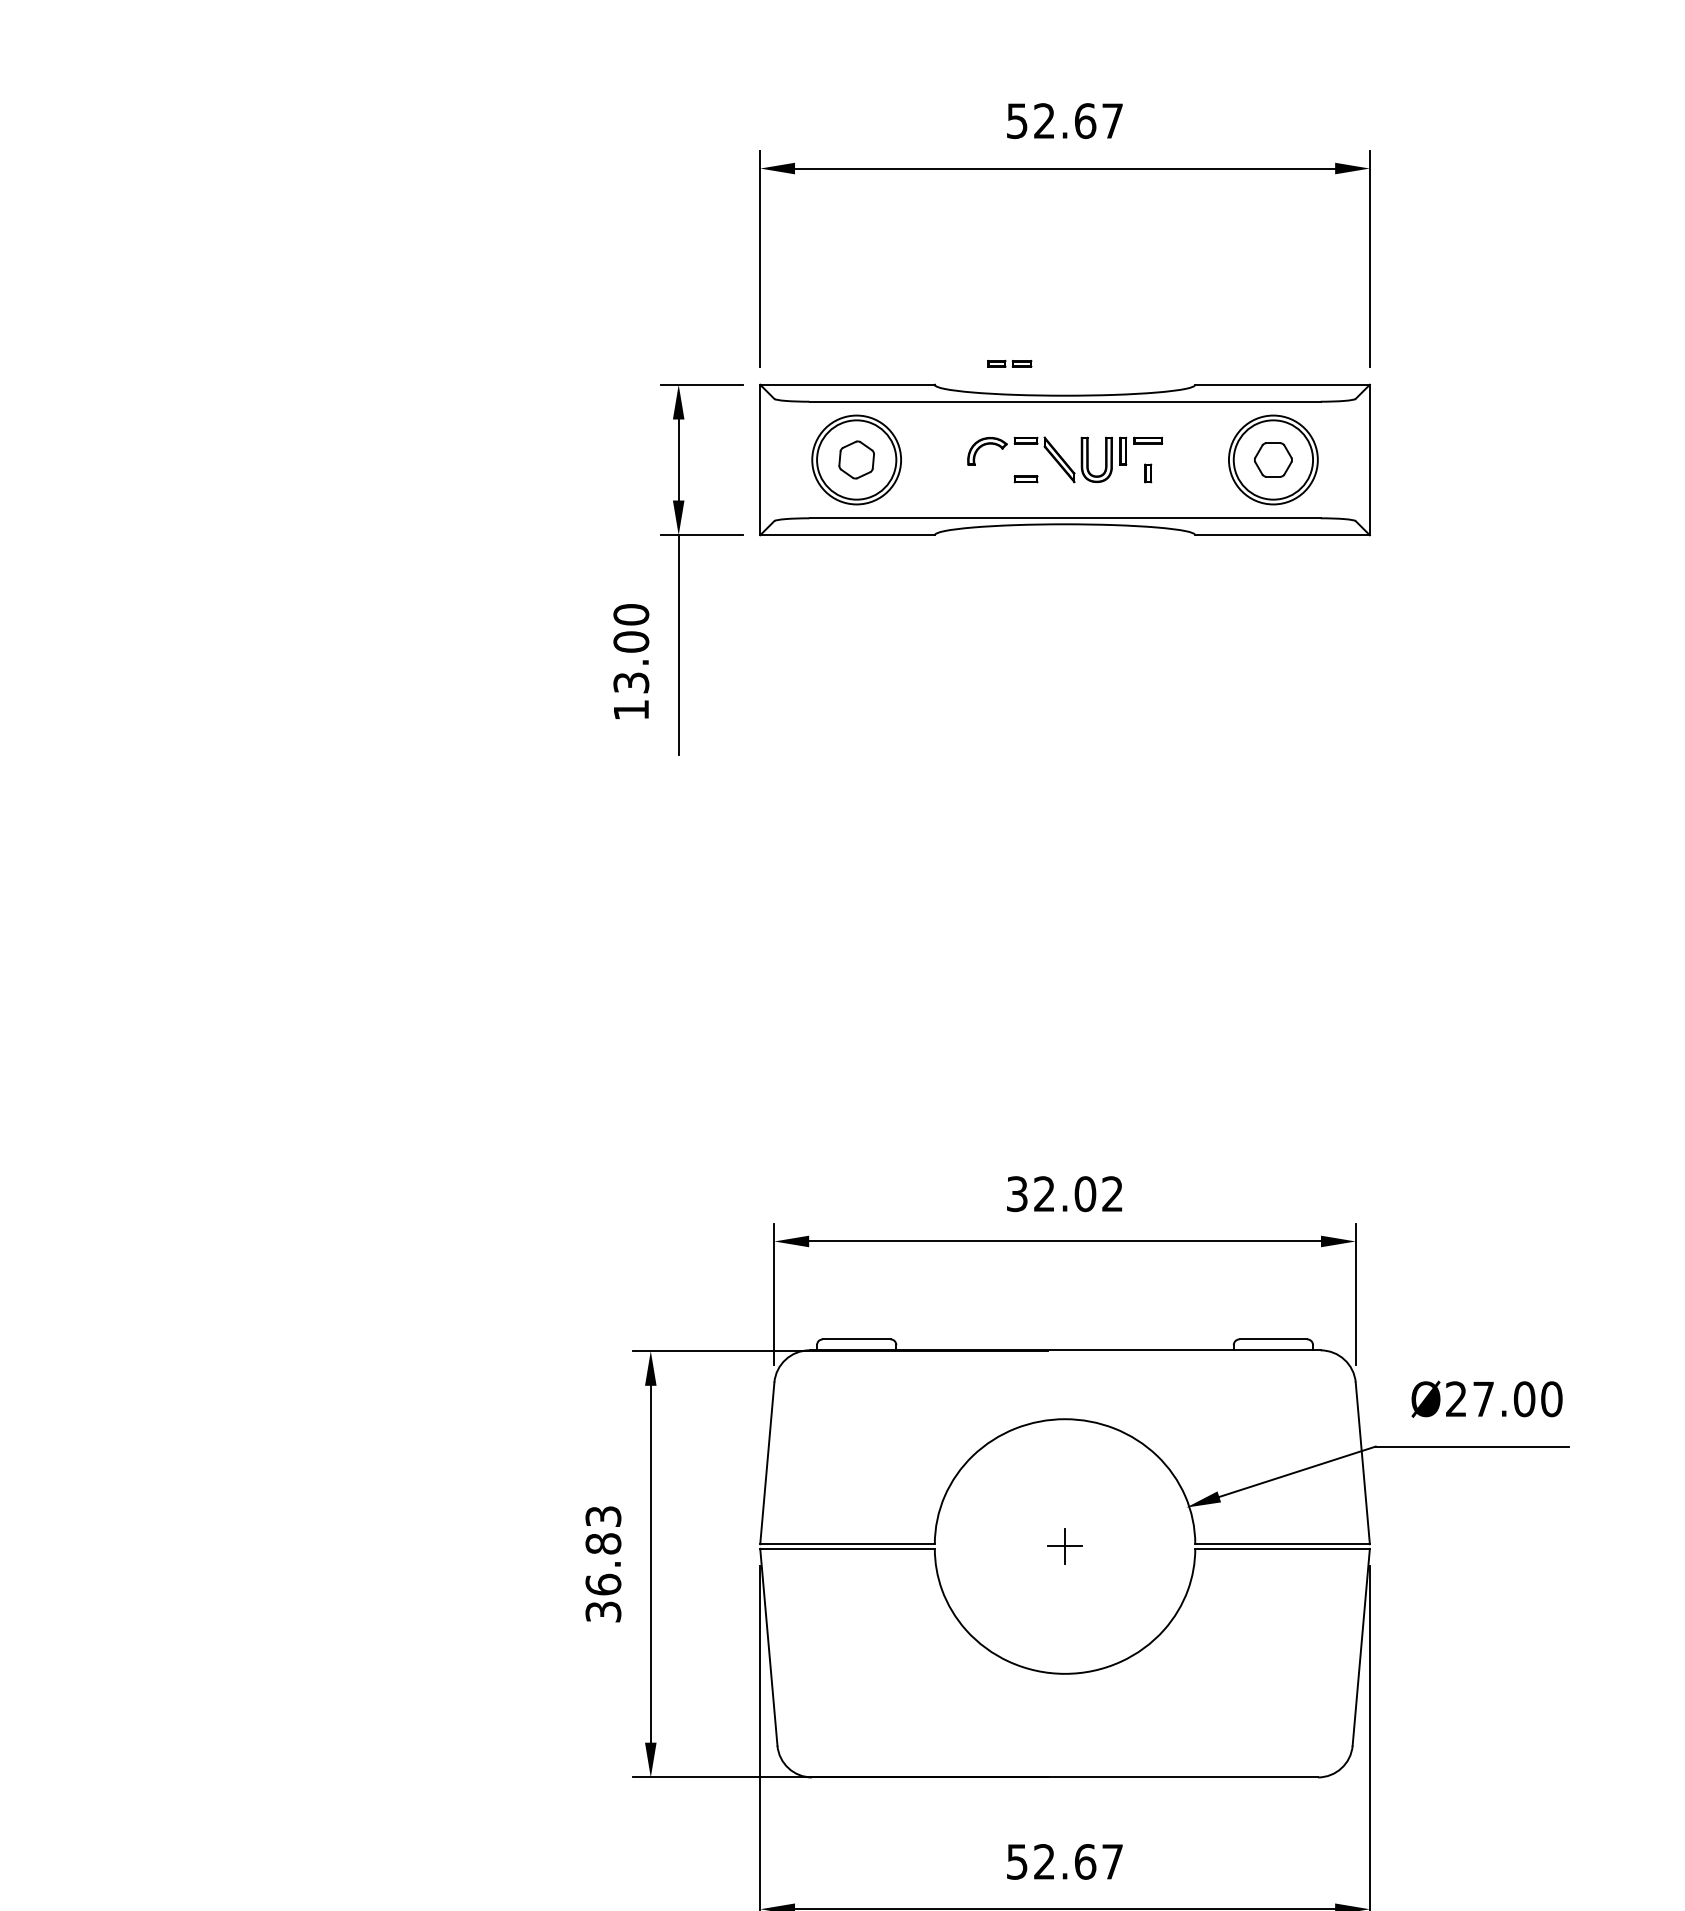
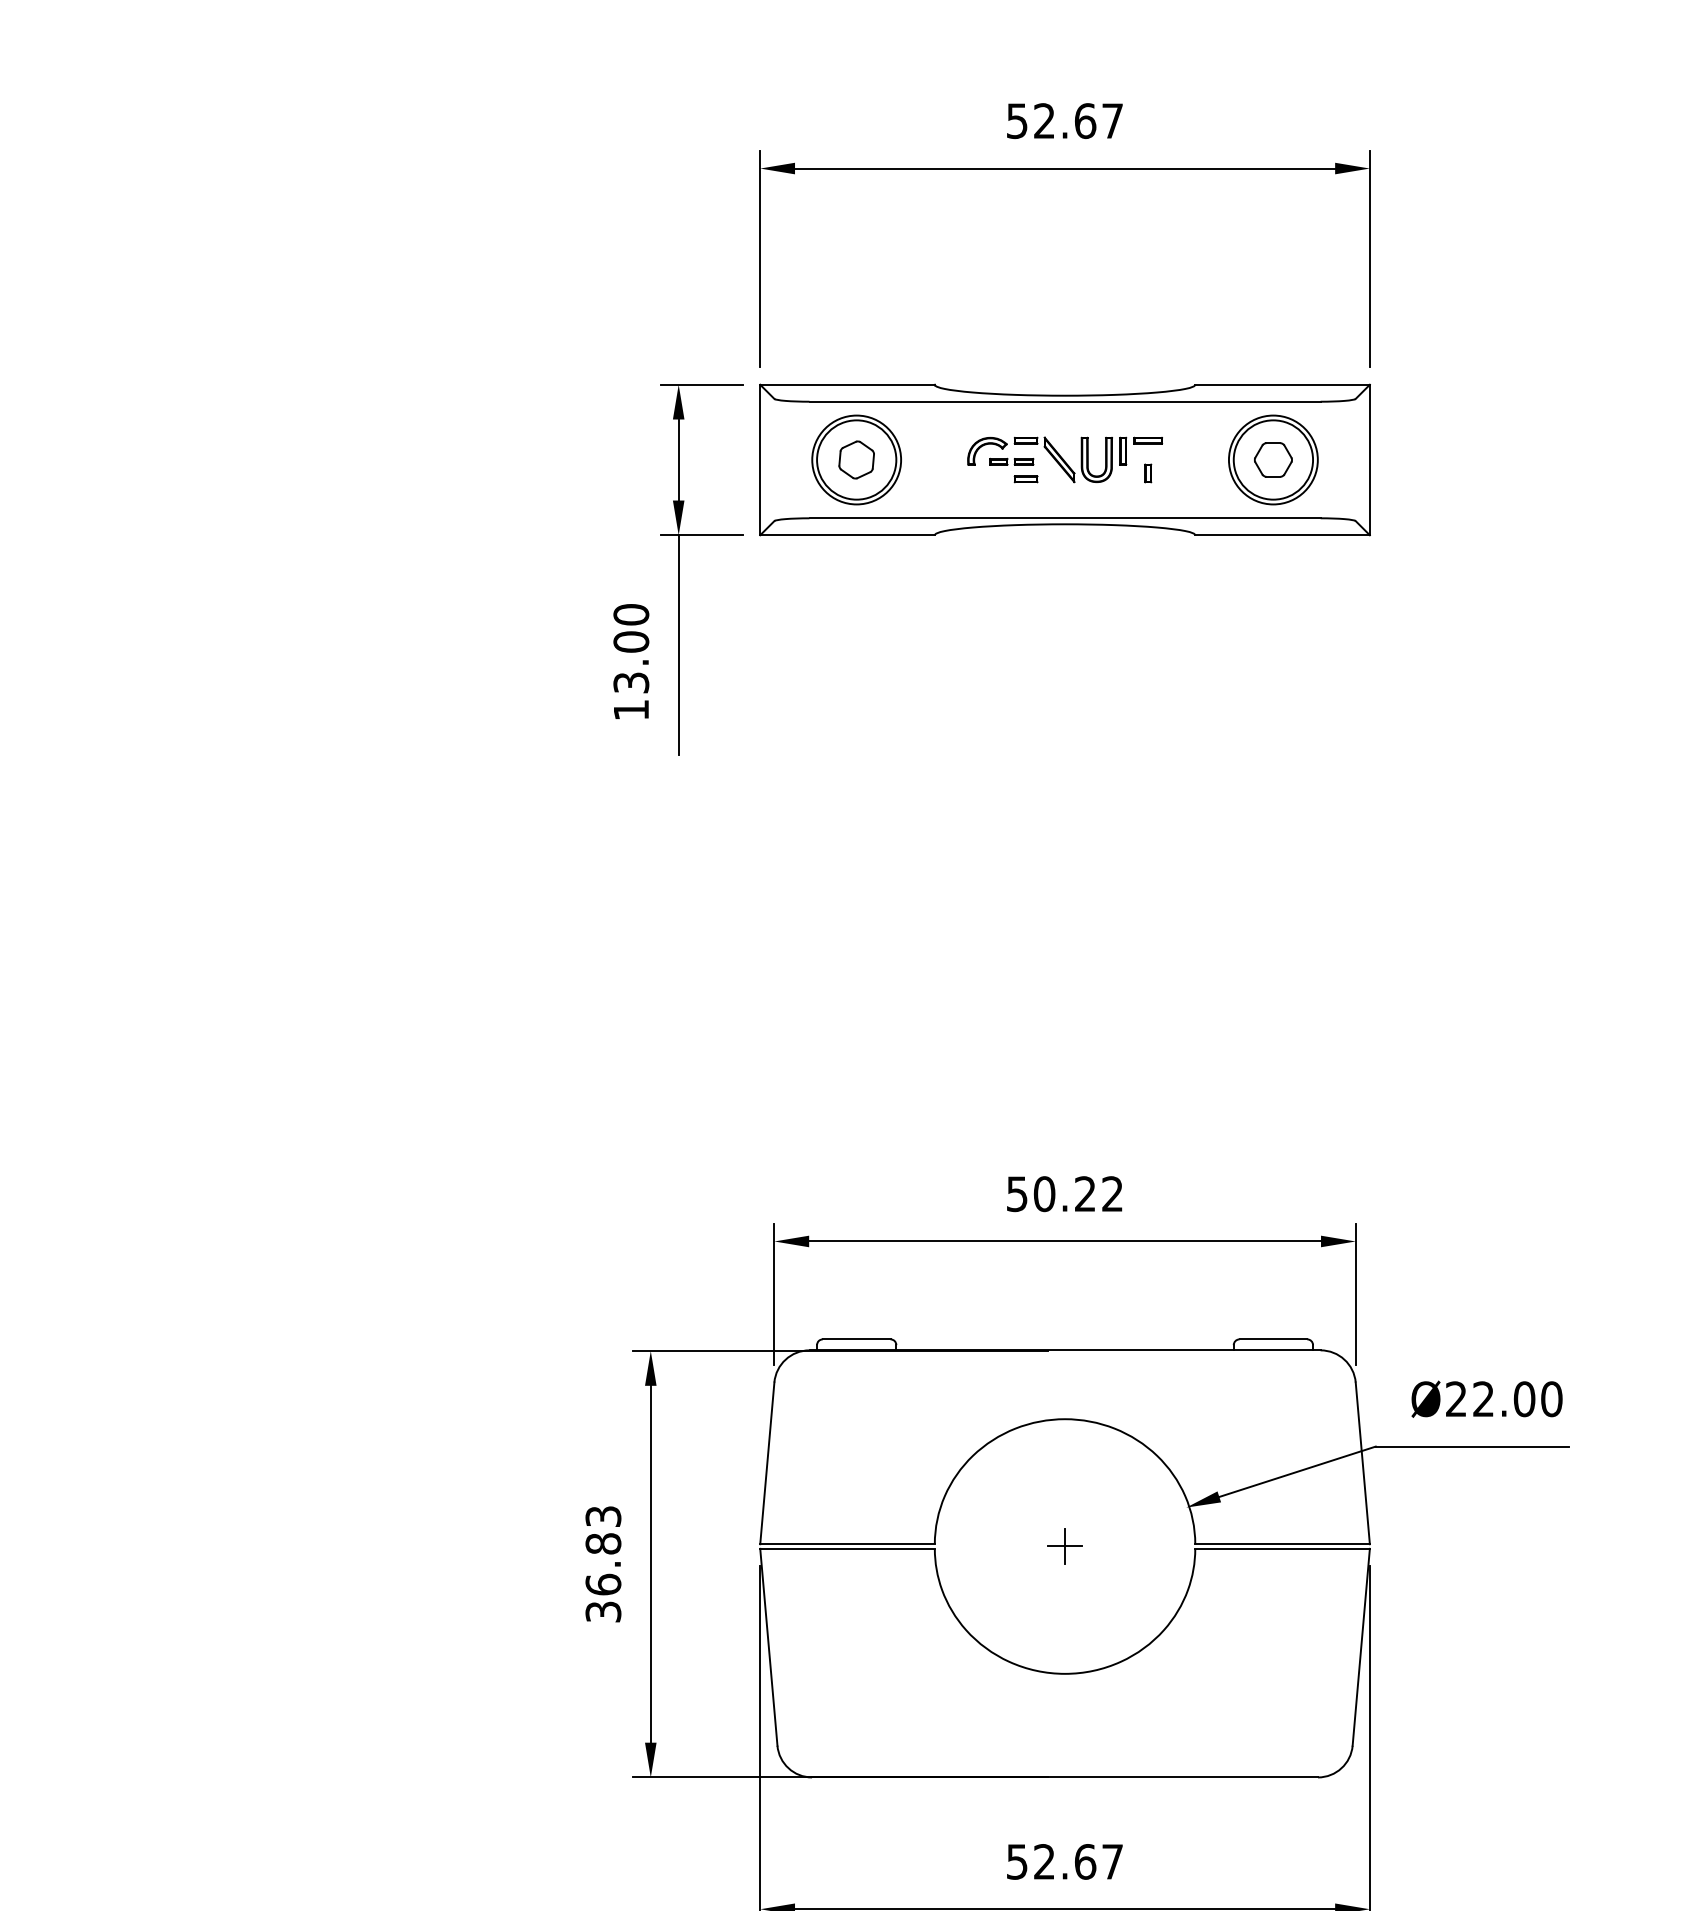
part position: (1009, 363) -> (1011, 461) (1011, 461)
text: 32.02 -> 50.22 (1051, 1194)
text: Ø27.00 -> Ø22.00 (1483, 1398)
